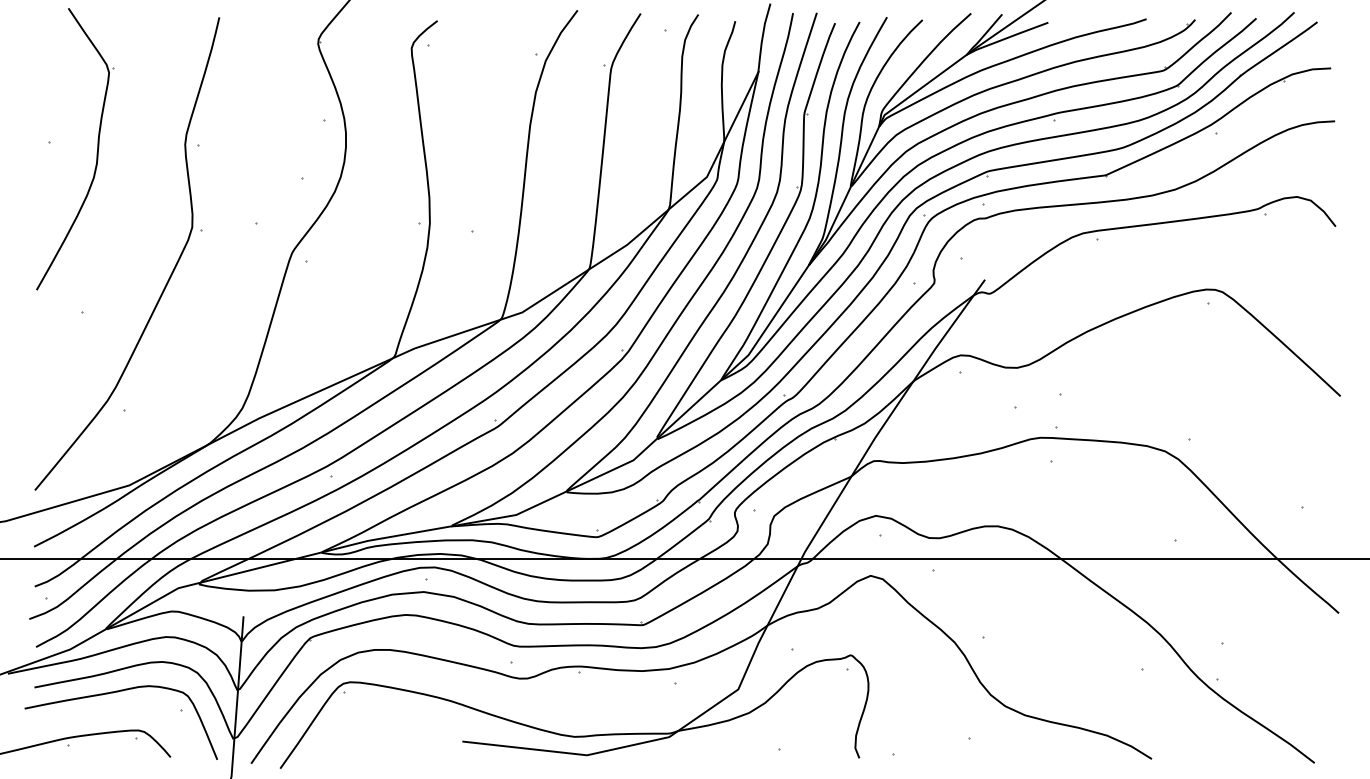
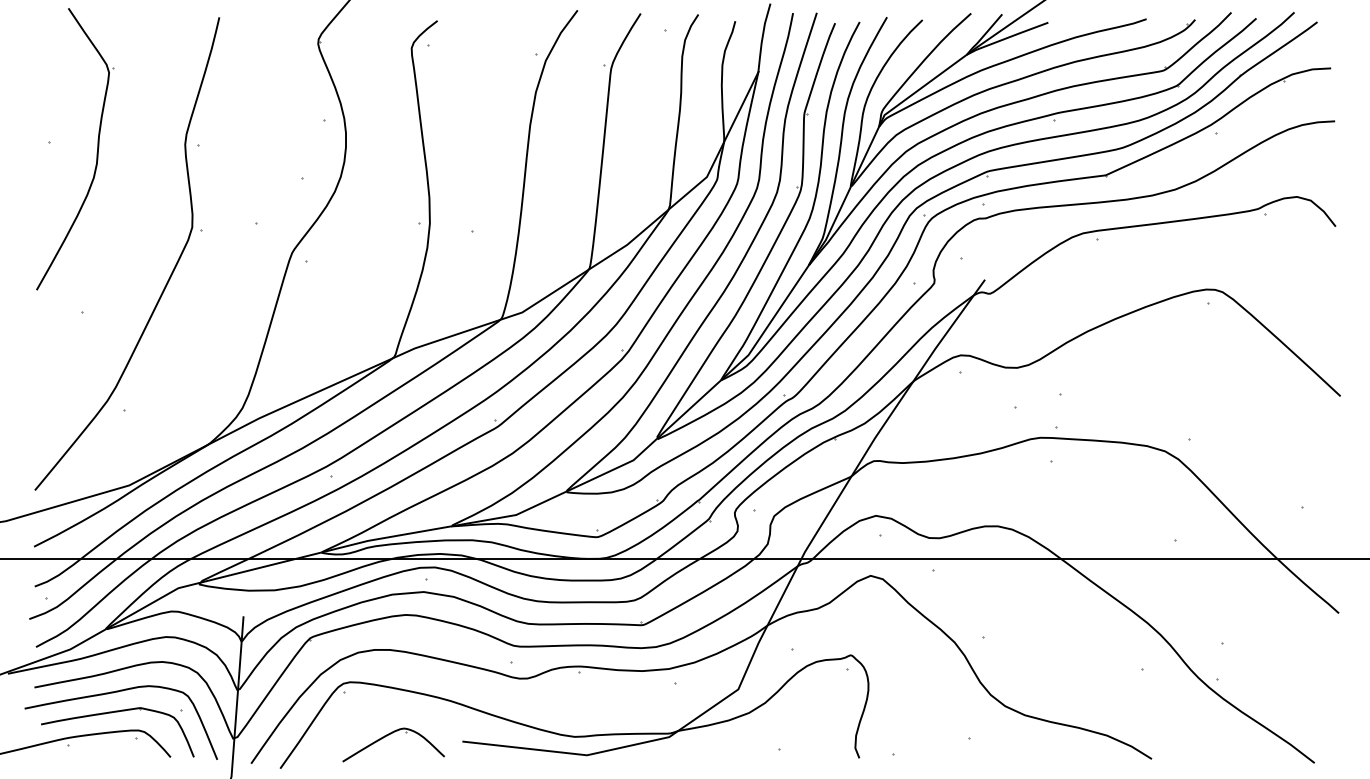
part: none -> present (112, 713)
part: none -> present (389, 735)
